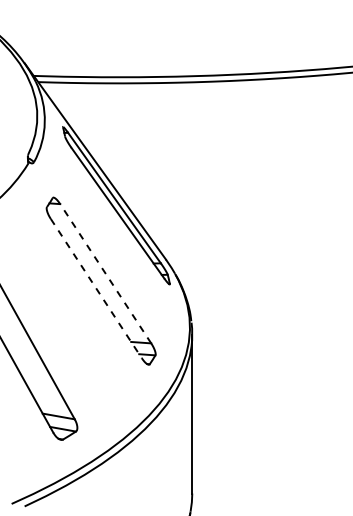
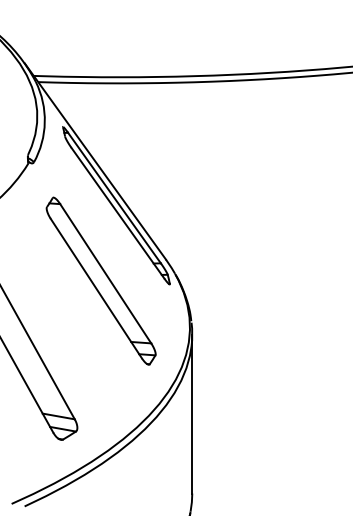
line: dashed -> solid (105, 273)
line: dashed -> solid (96, 289)
